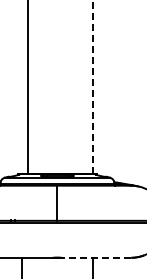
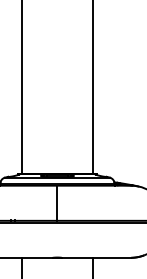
line: dashed -> solid (92, 87)
line position: (28, 88) -> (22, 88) (22, 88)
line: dashed -> solid (96, 257)
